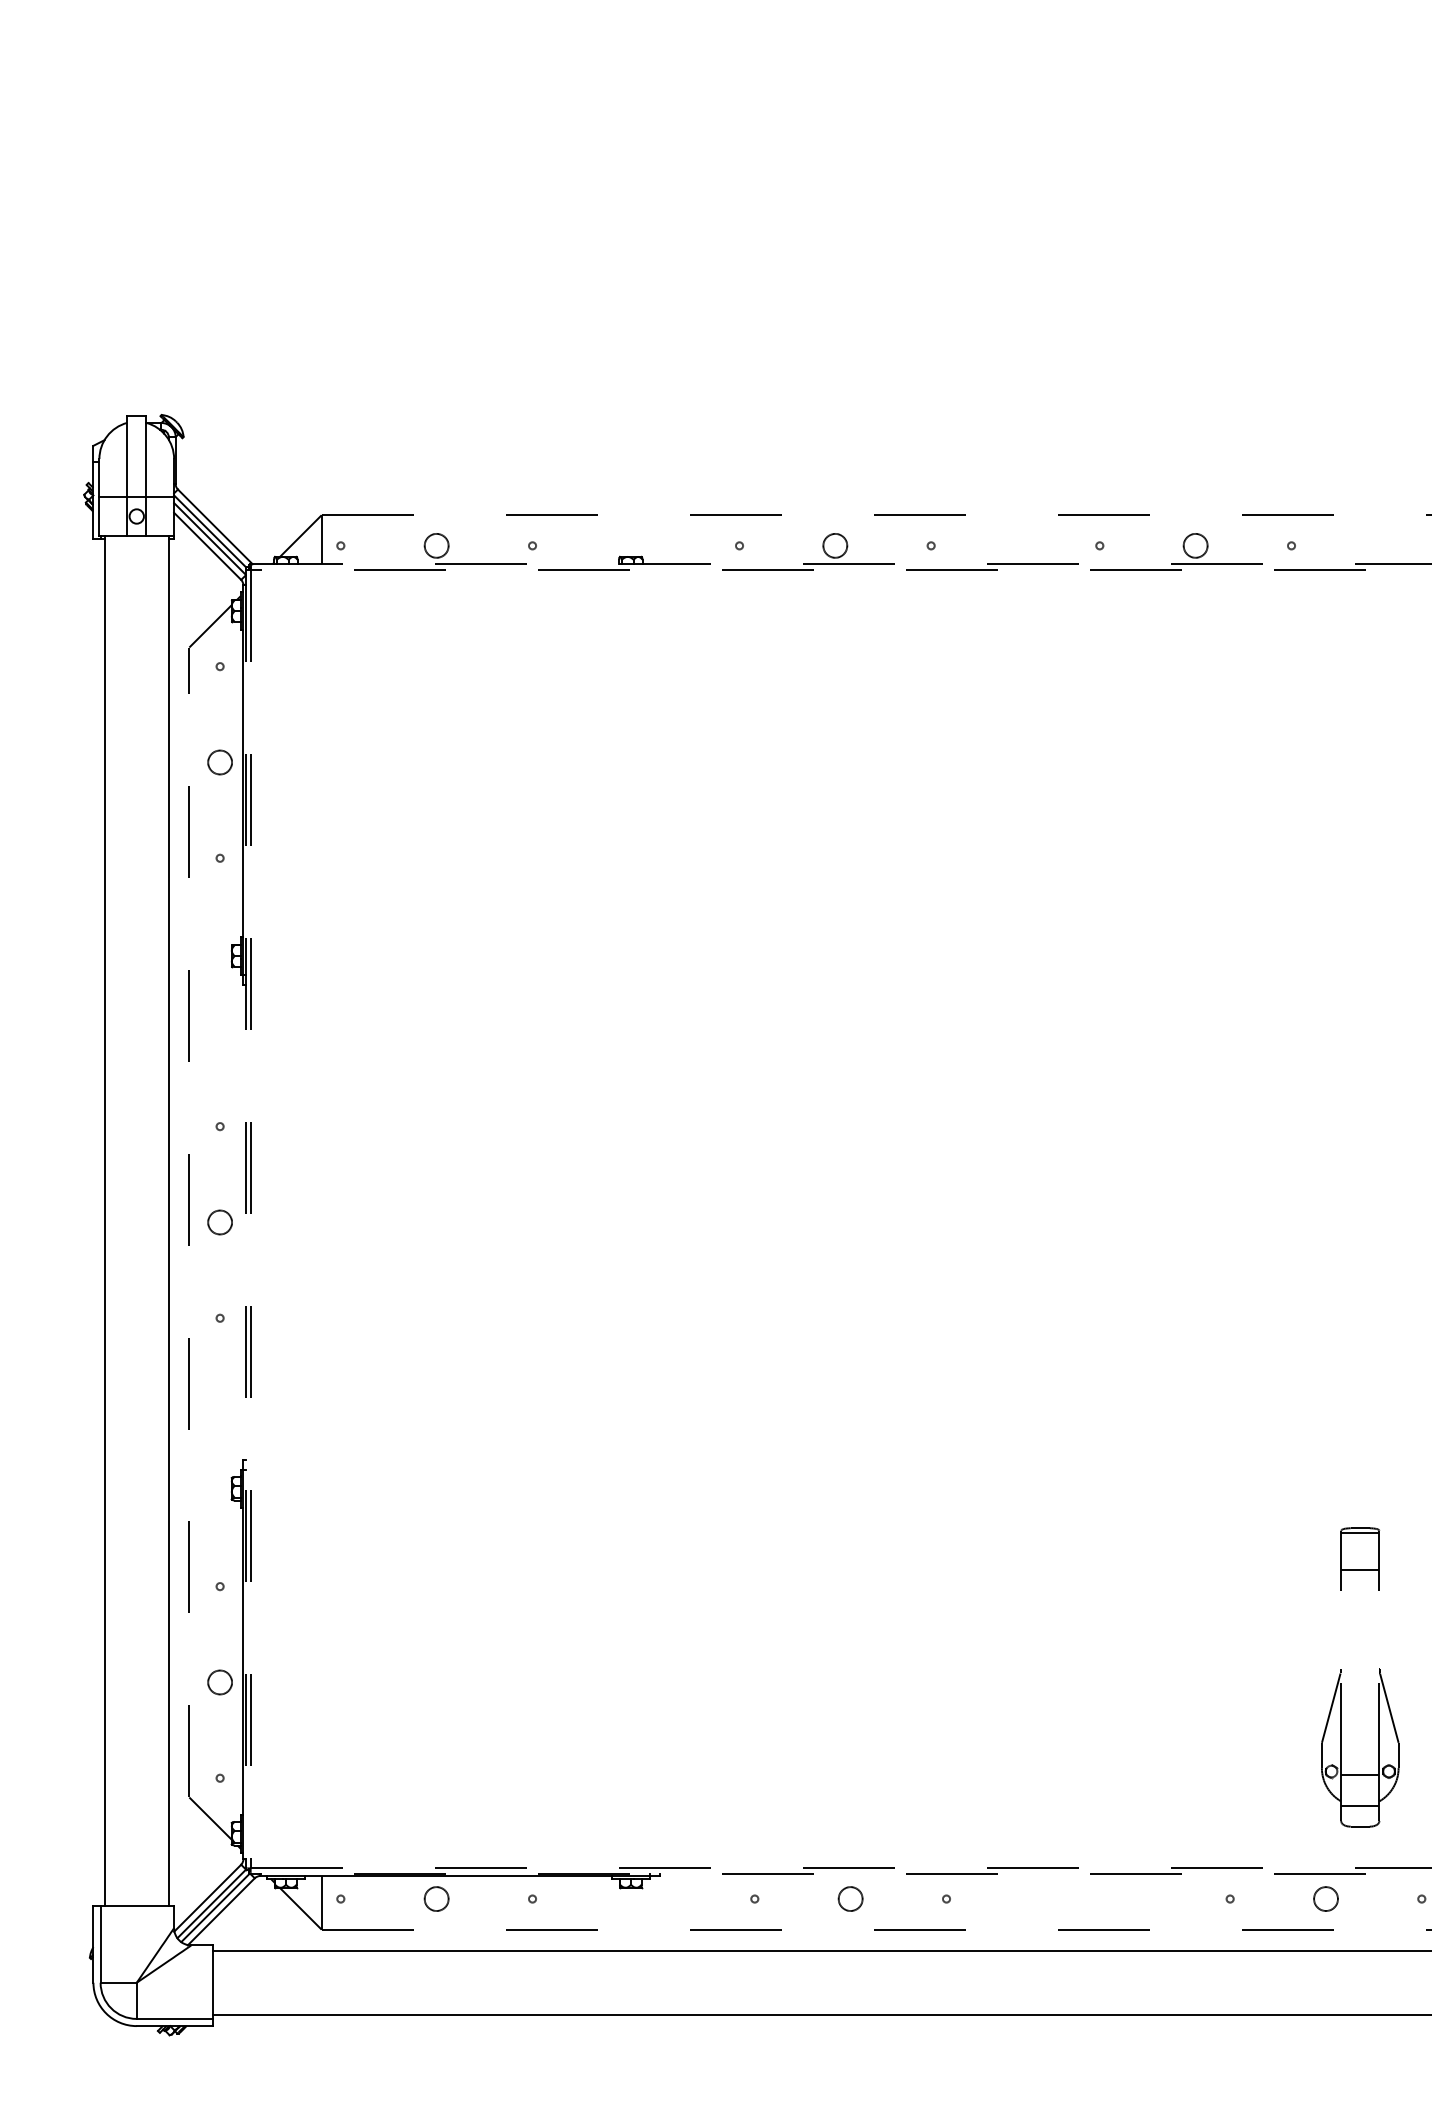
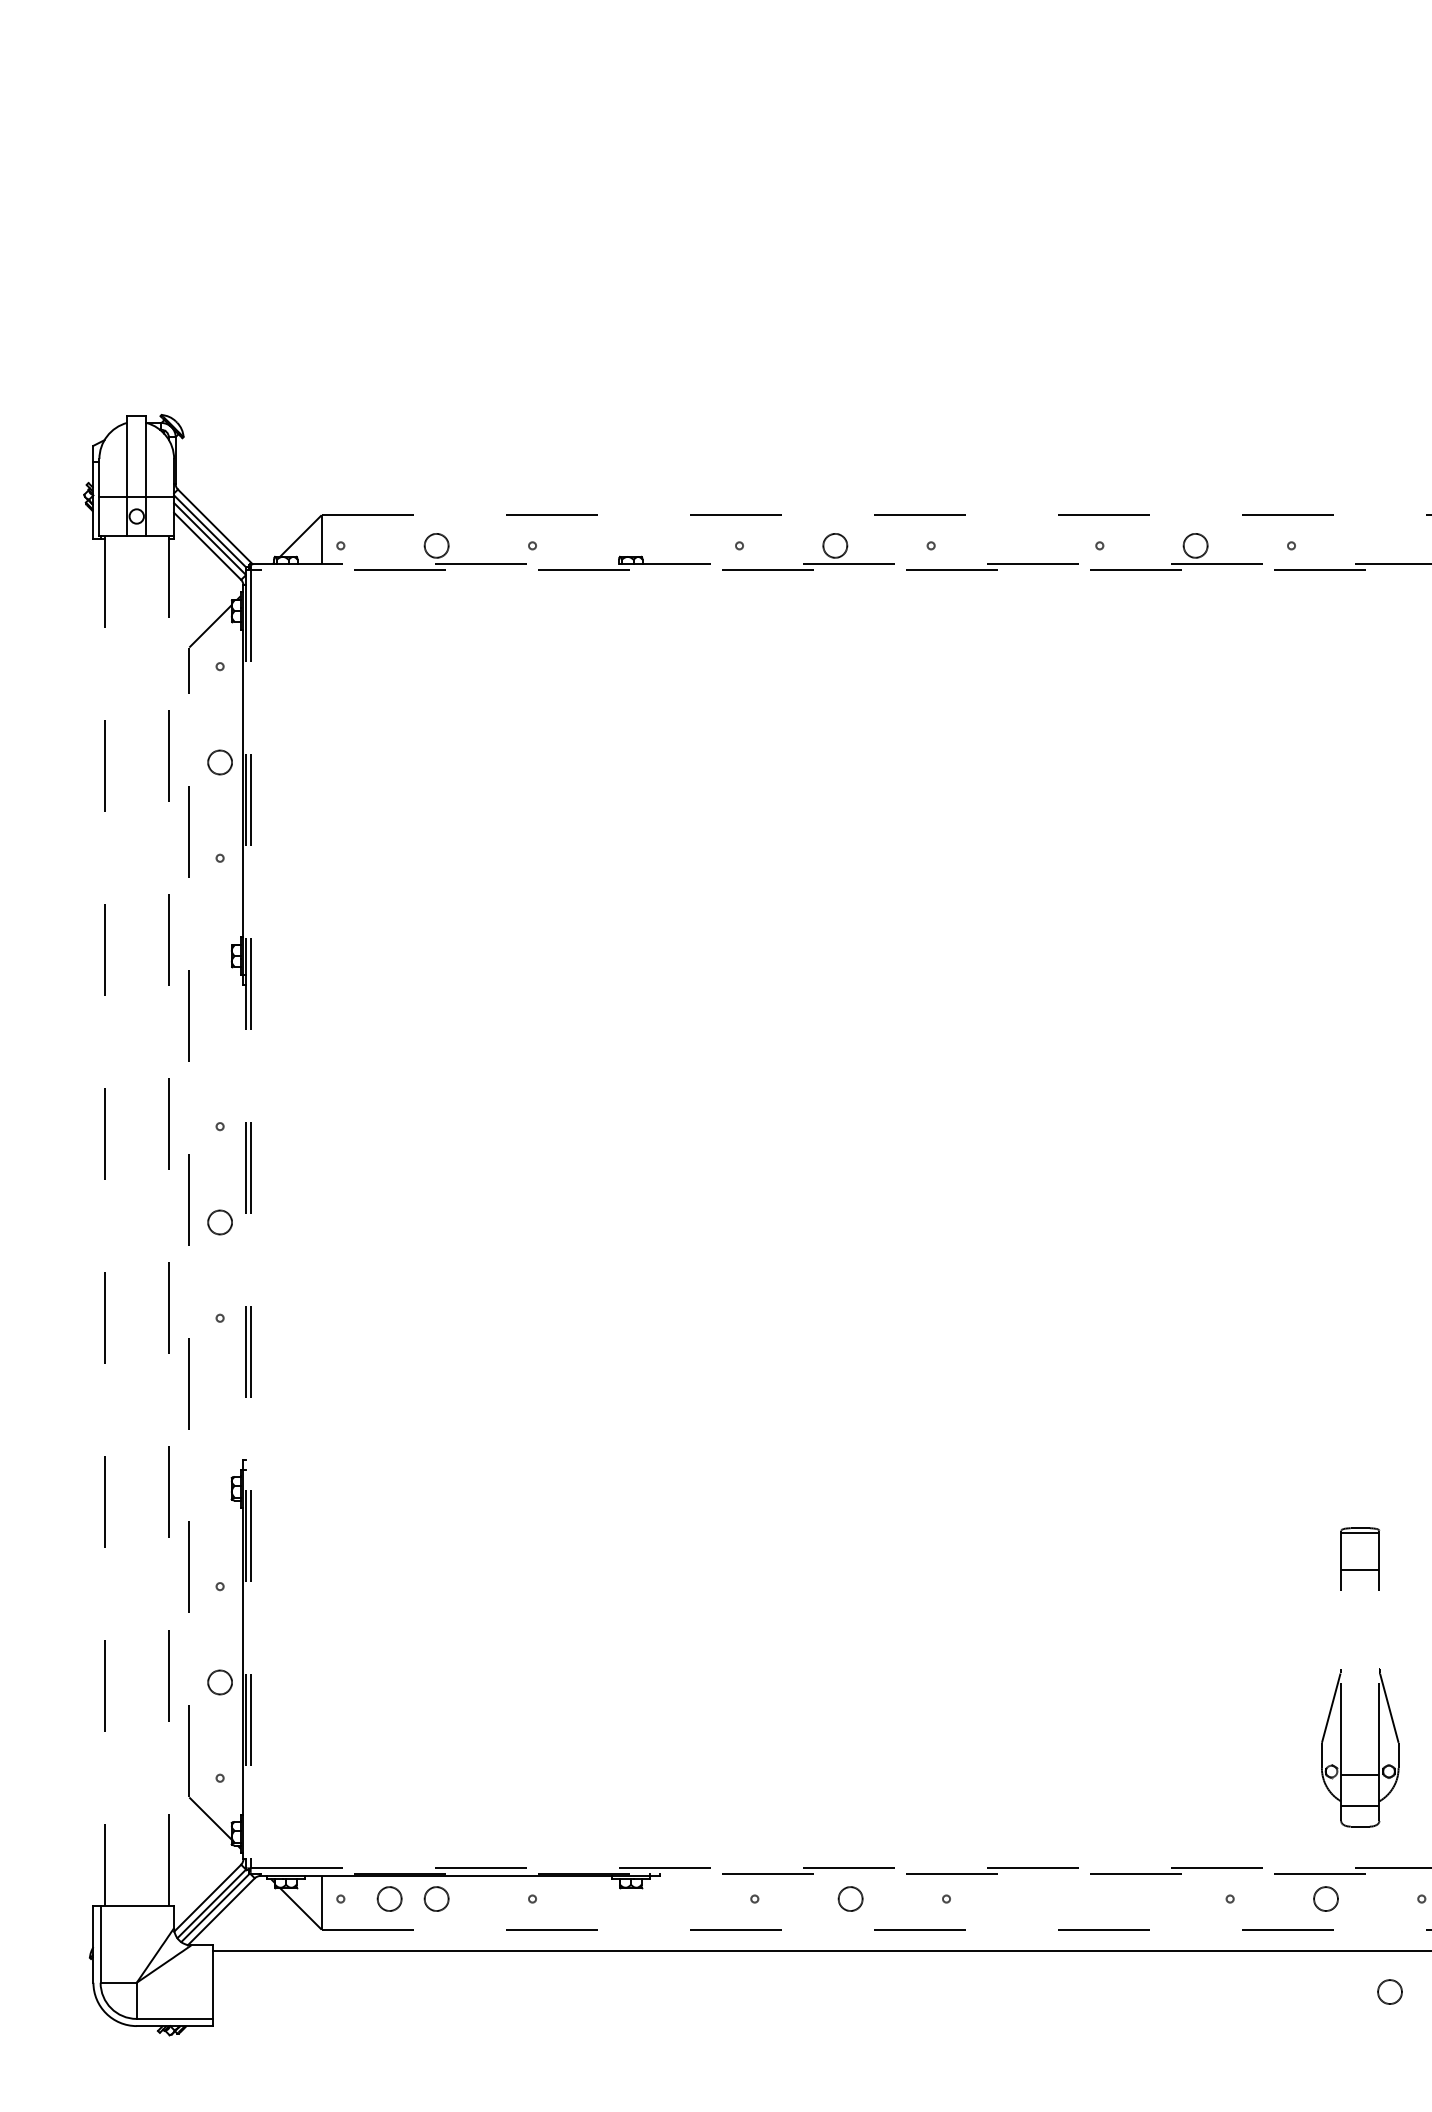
line: solid -> dashed (168, 1220)
line: solid -> dashed (104, 1221)
circle: none -> present (389, 1898)
circle: none -> present (1389, 1991)
line: present -> none (820, 2014)
